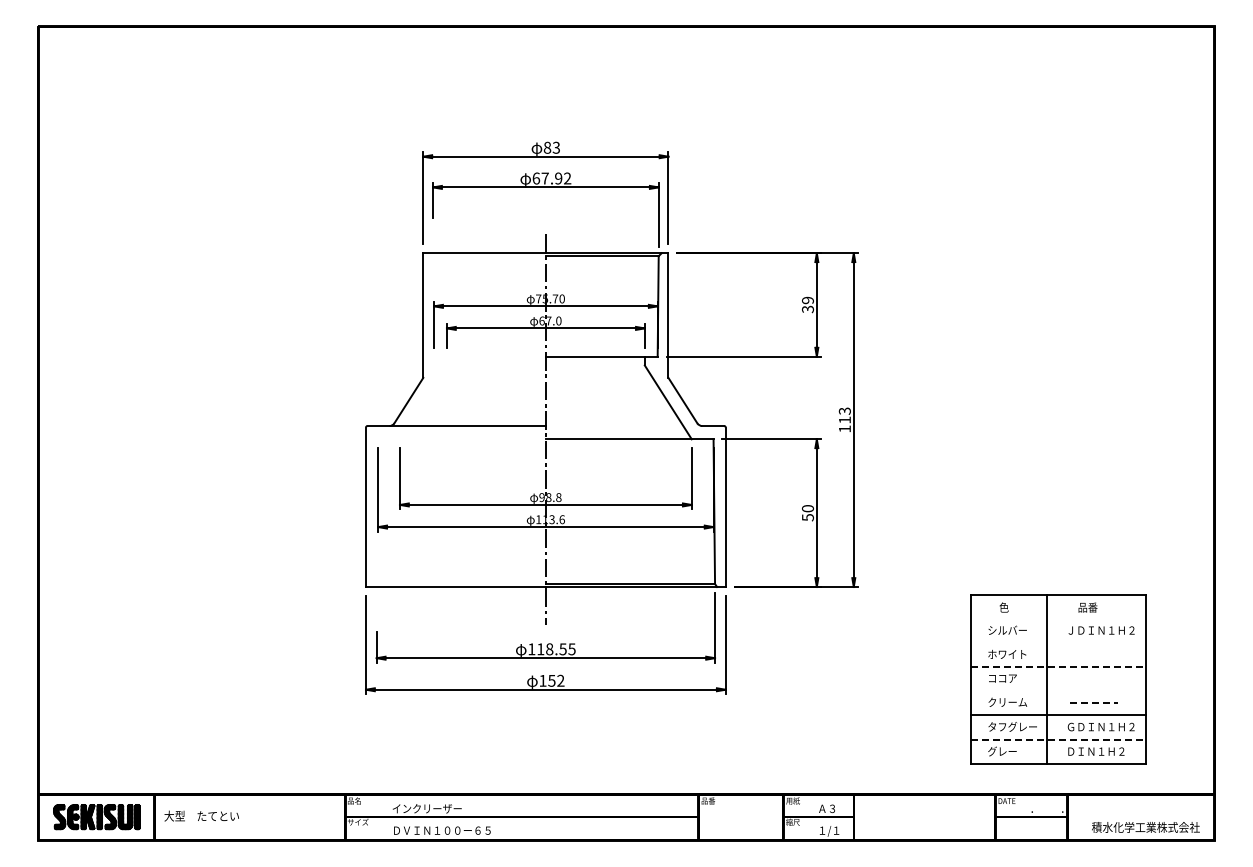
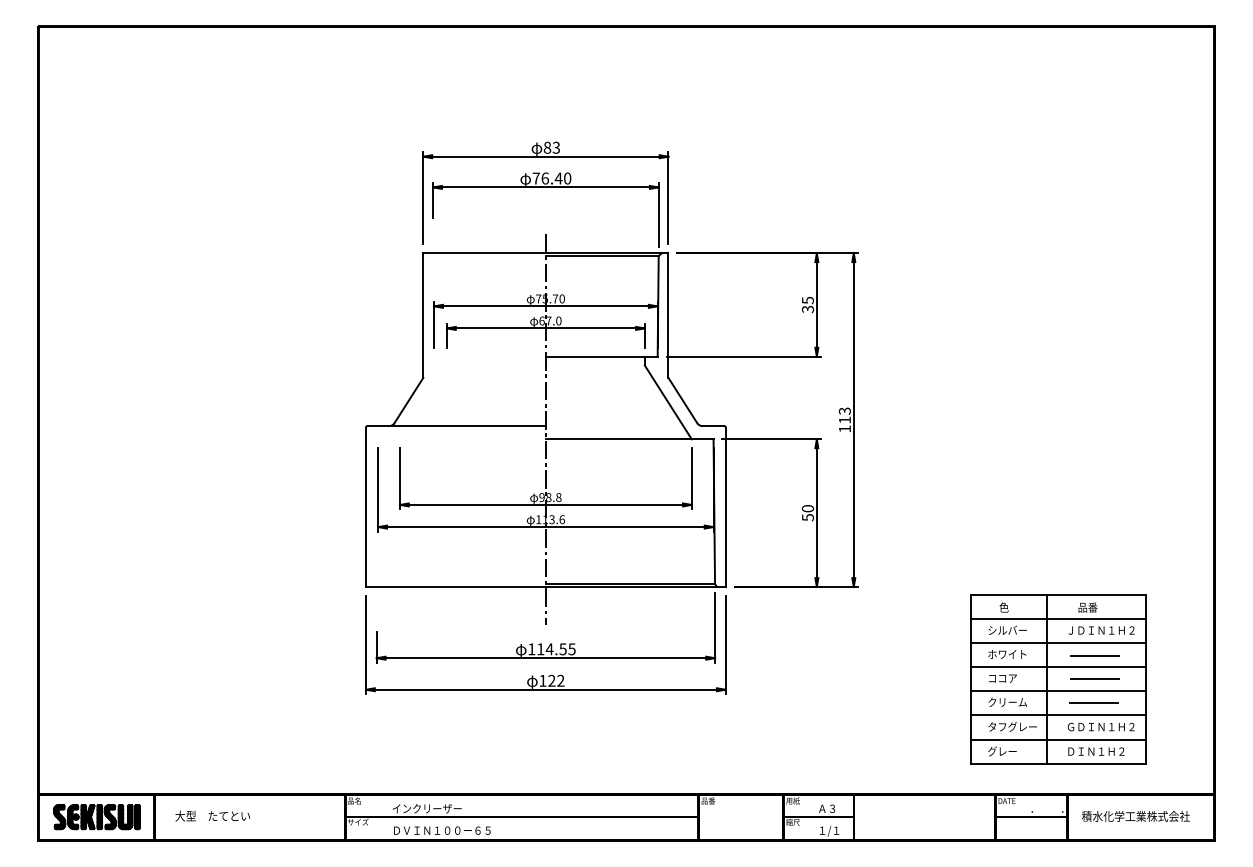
text: 67.92 -> 76.40 (551, 178)
text: 39 -> 35 (807, 300)
line: none -> present (1058, 618)
line: none -> present (1058, 643)
text: 118.55 -> 114.55 (549, 649)
line: none -> present (1094, 655)
line: dashed -> solid (1058, 667)
line: none -> present (1094, 679)
text: 152 -> 122 (551, 680)
line: none -> present (1058, 690)
line: dashed -> solid (1094, 703)
line: dashed -> solid (1058, 739)
text position: (201, 815) -> (212, 815) (212, 815)
text position: (1145, 827) -> (1135, 816) (1135, 816)
